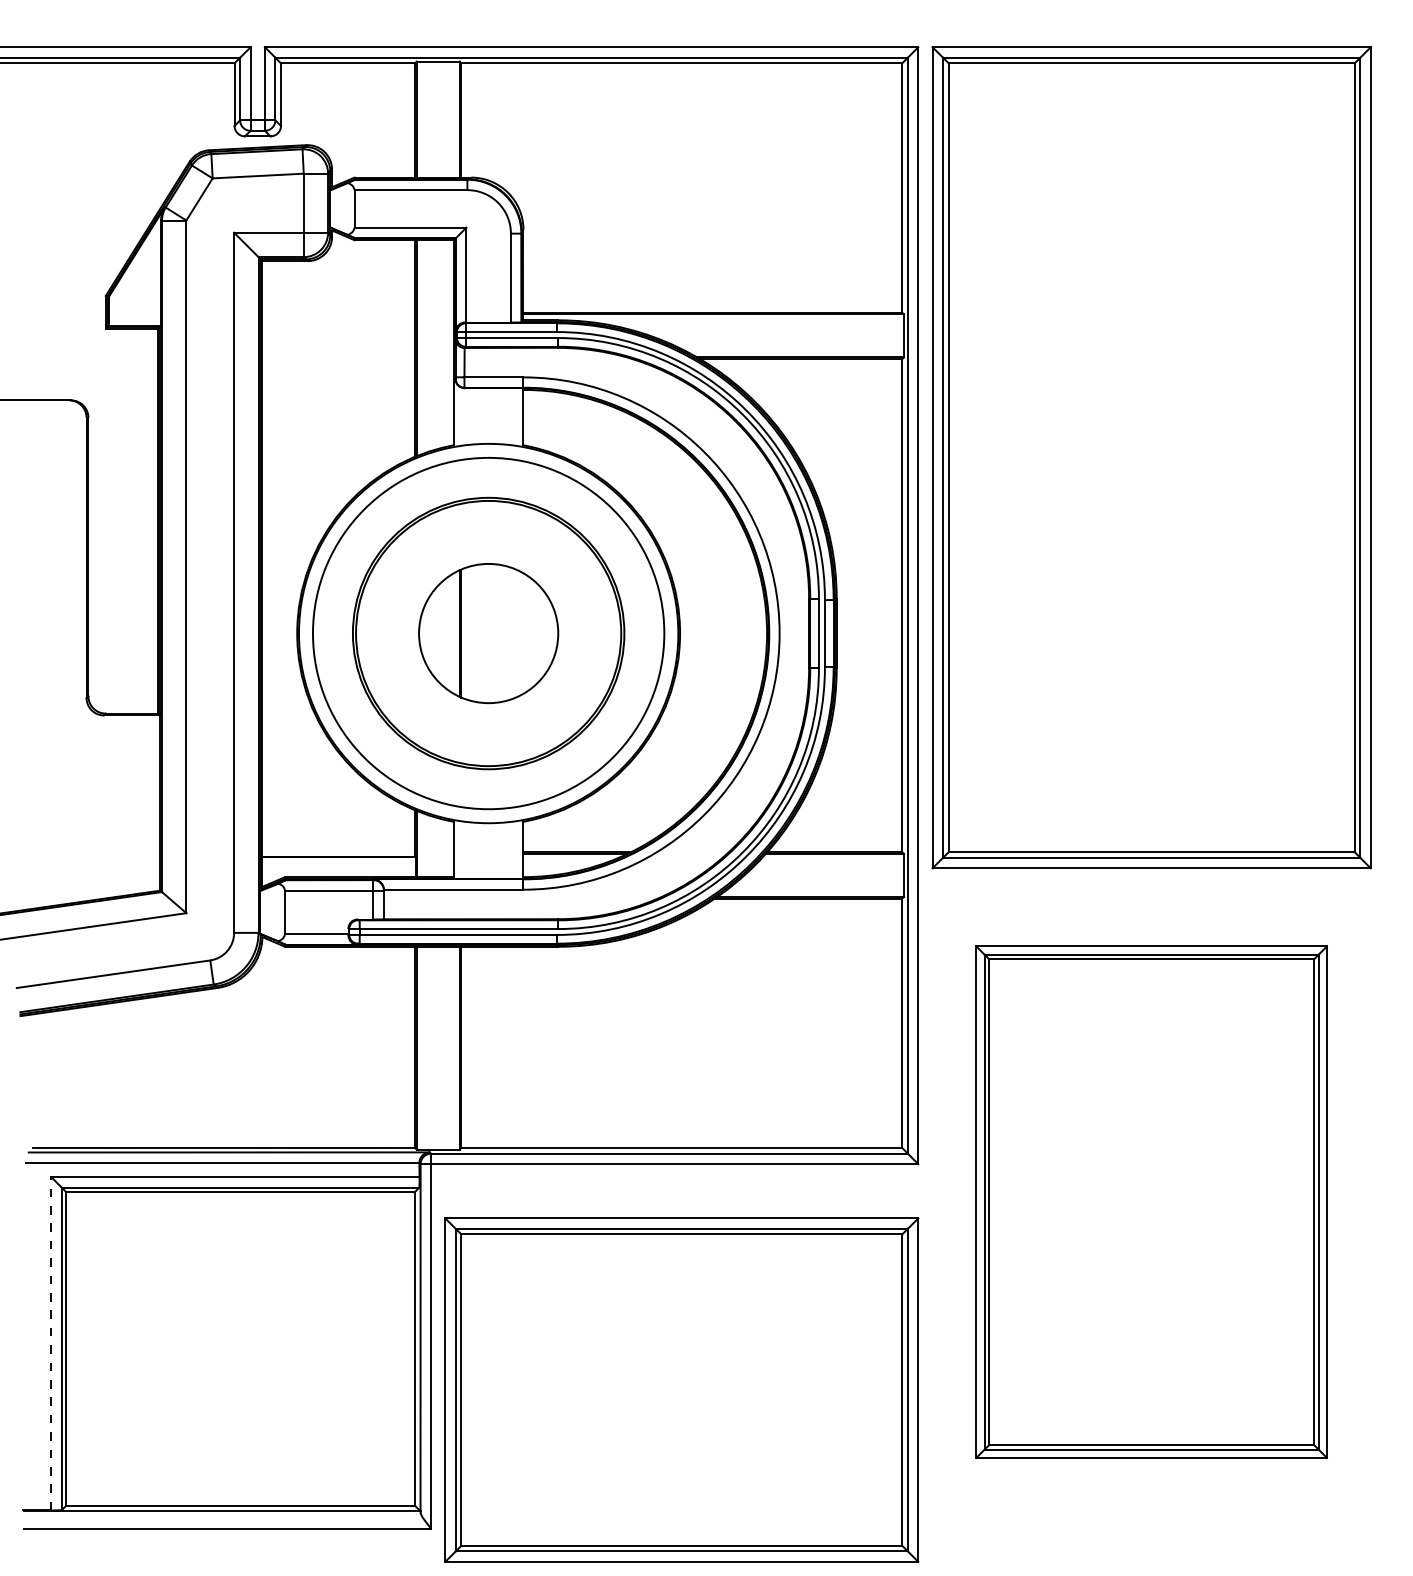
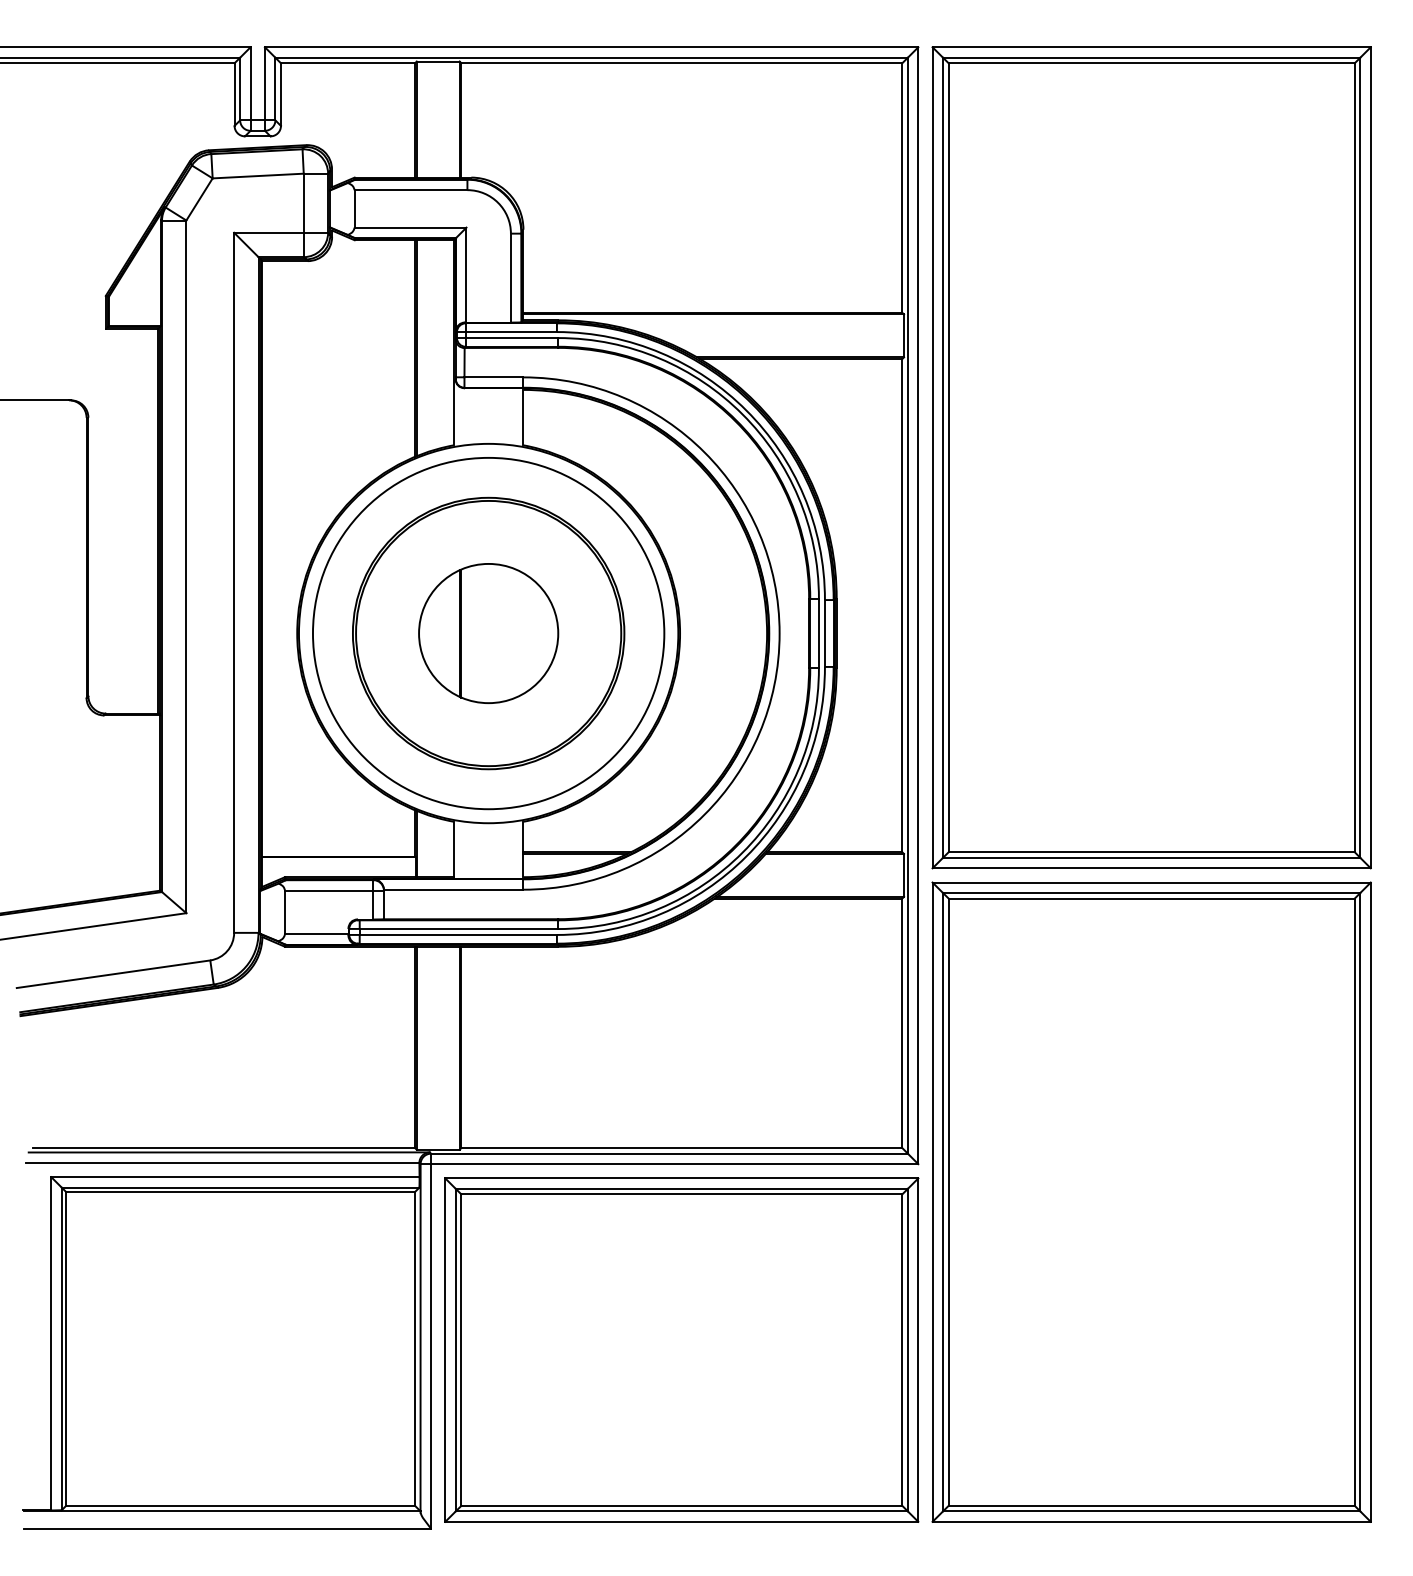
part size: 353x514 px -> 441x642 px (1151, 1201)
line: dashed -> solid (51, 1343)
part position: (681, 1389) -> (681, 1349) (681, 1349)
